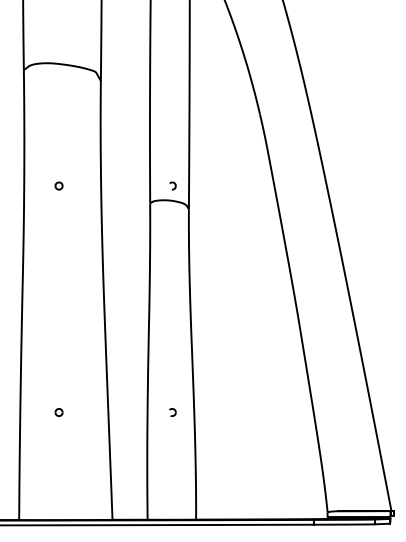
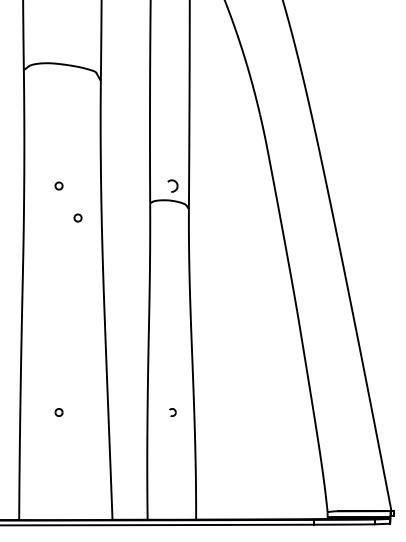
part size: 8x10 px -> 12x14 px (172, 185)
part: none -> present (77, 217)
